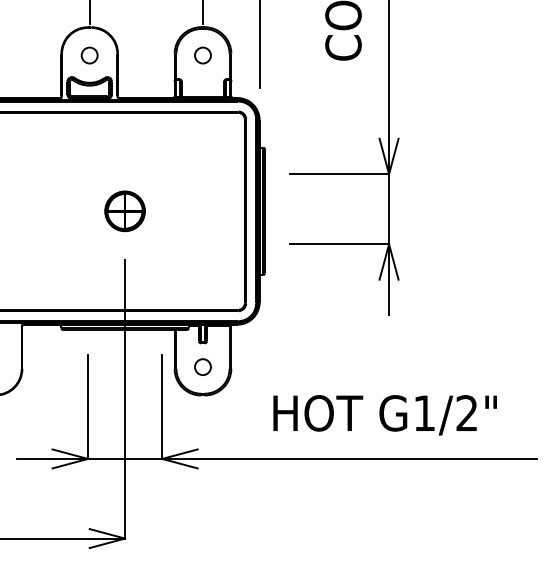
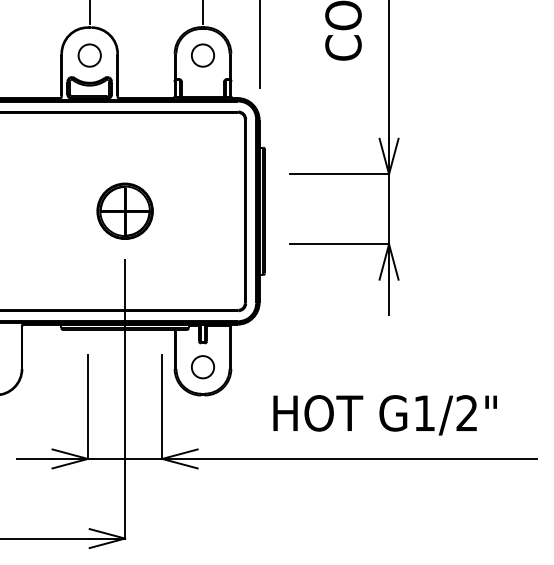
part size: 19x19 px -> 25x25 px (89, 55)
part size: 18x19 px -> 24x25 px (202, 55)
part size: 42x43 px -> 58x58 px (124, 210)
part size: 18x18 px -> 24x25 px (202, 367)
